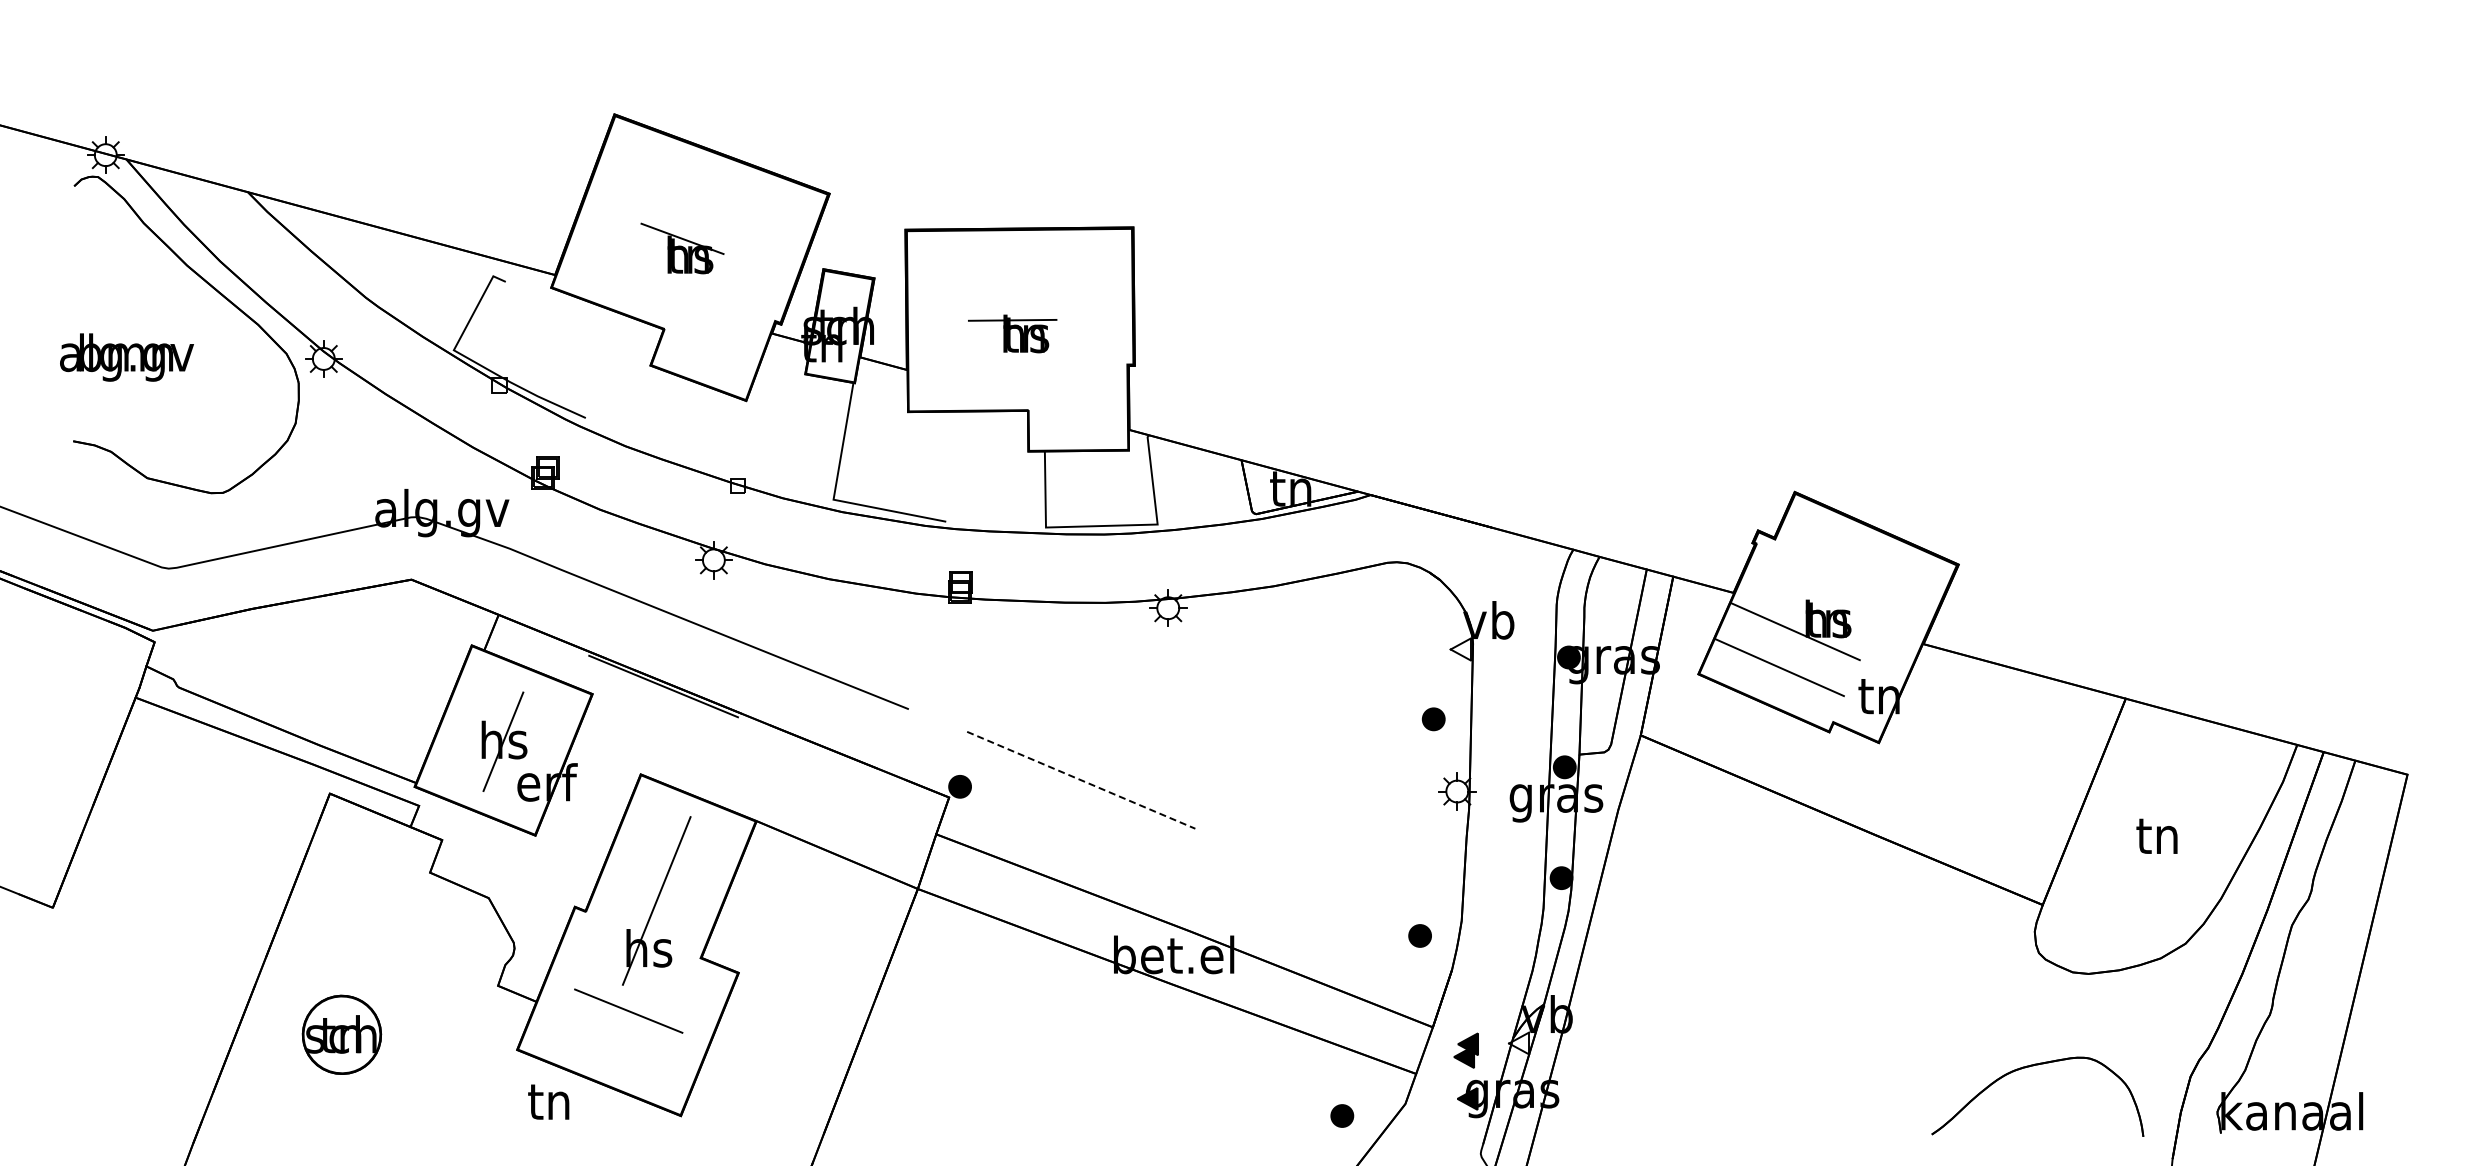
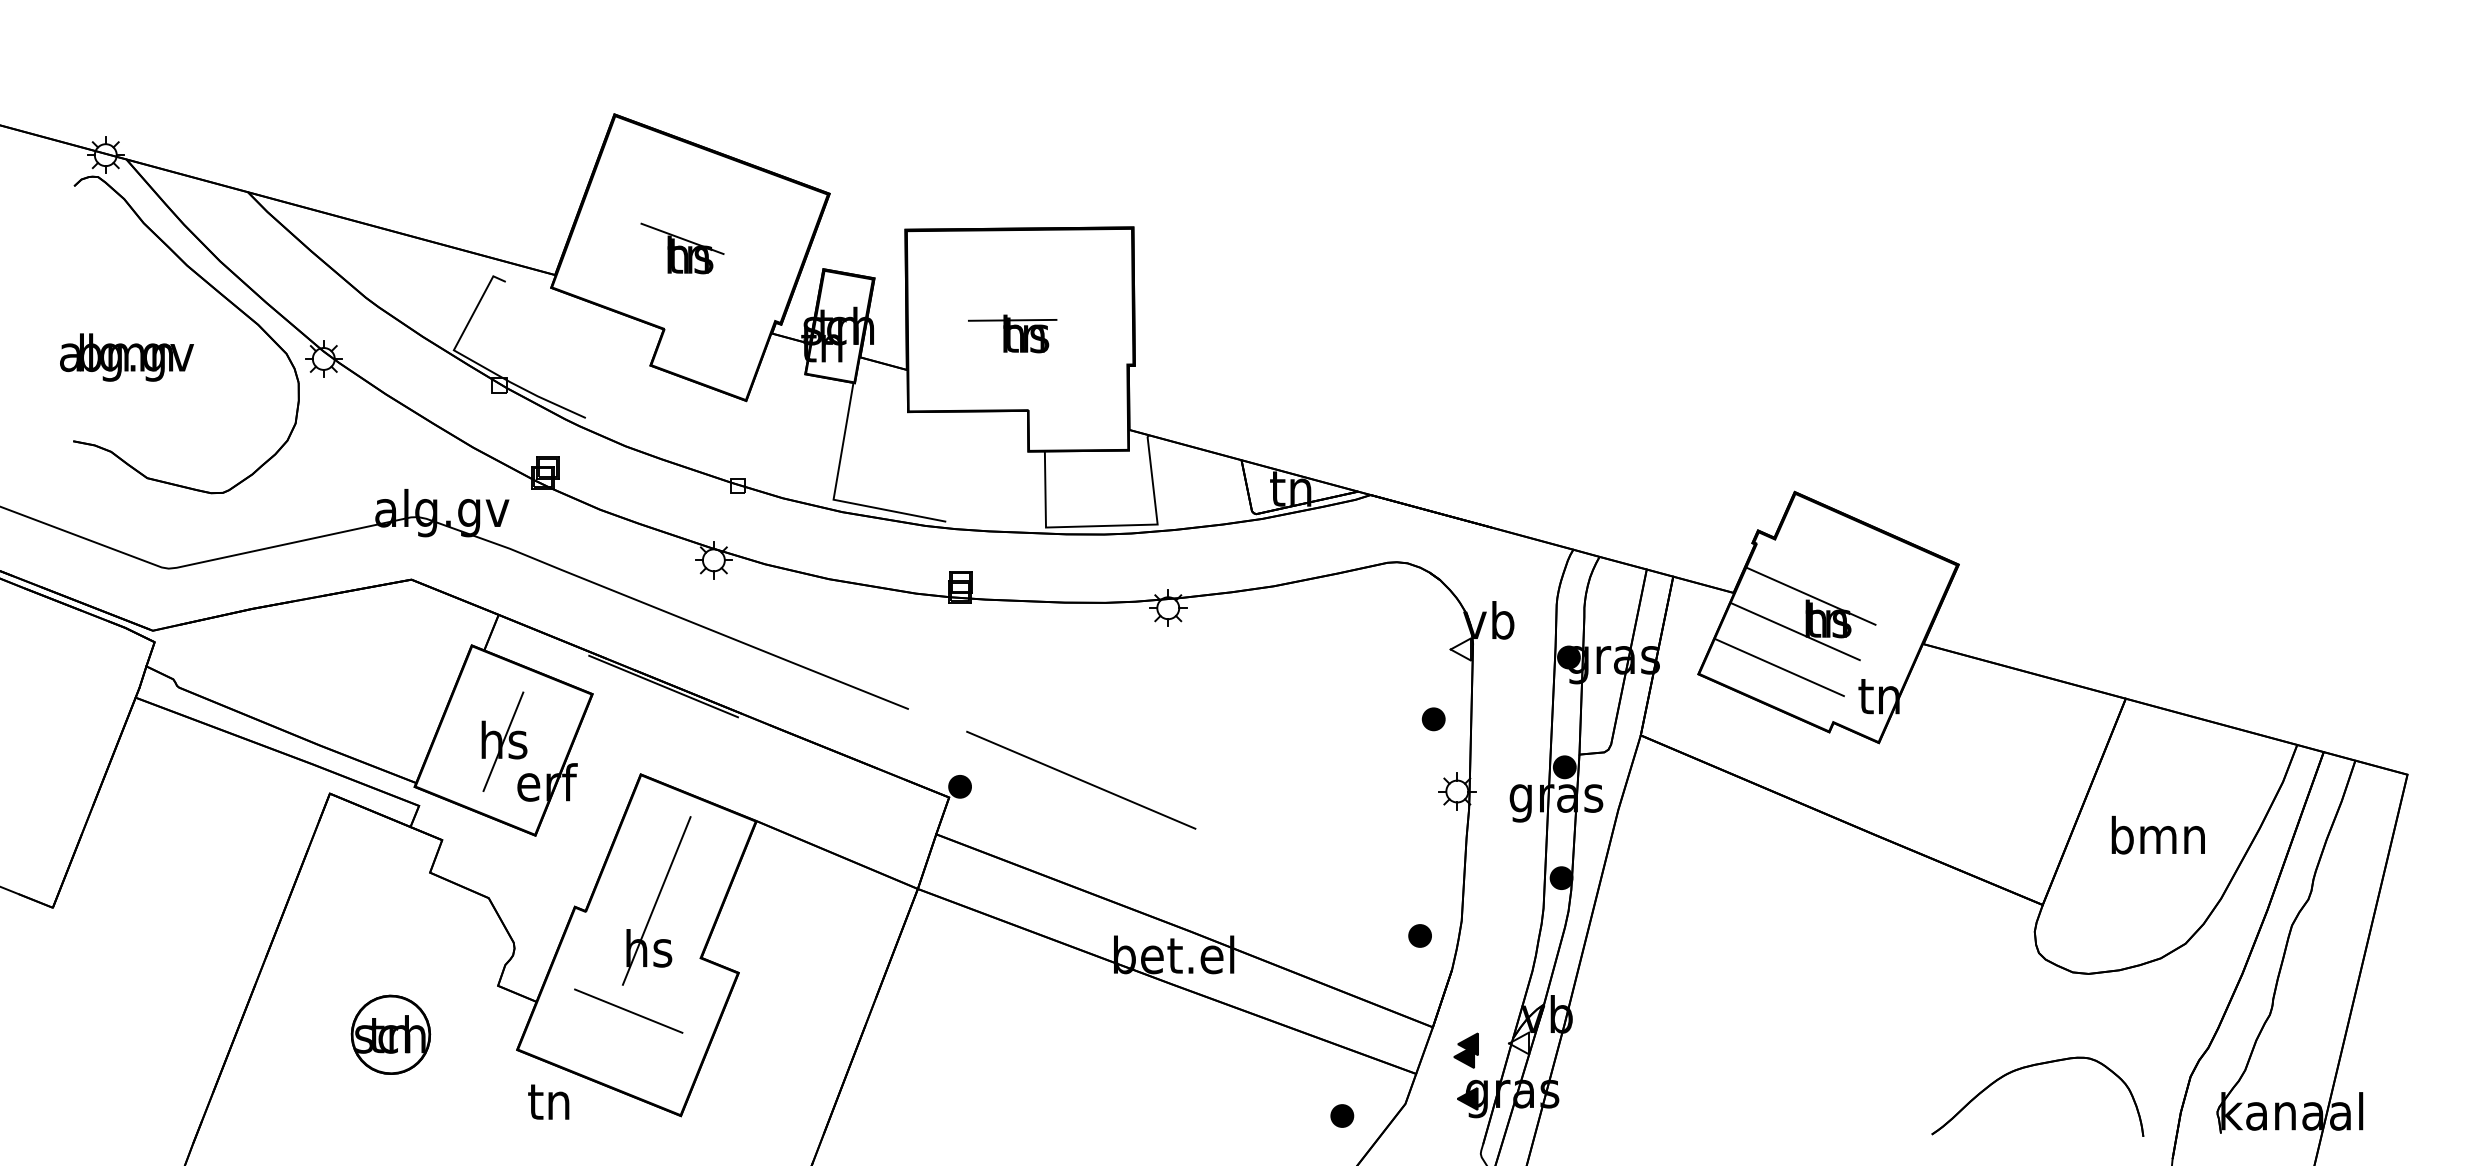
line: none -> present (1811, 595)
line: dashed -> solid (1081, 780)
text: tn -> bmn (2157, 834)
part position: (341, 1034) -> (390, 1034) (390, 1034)
